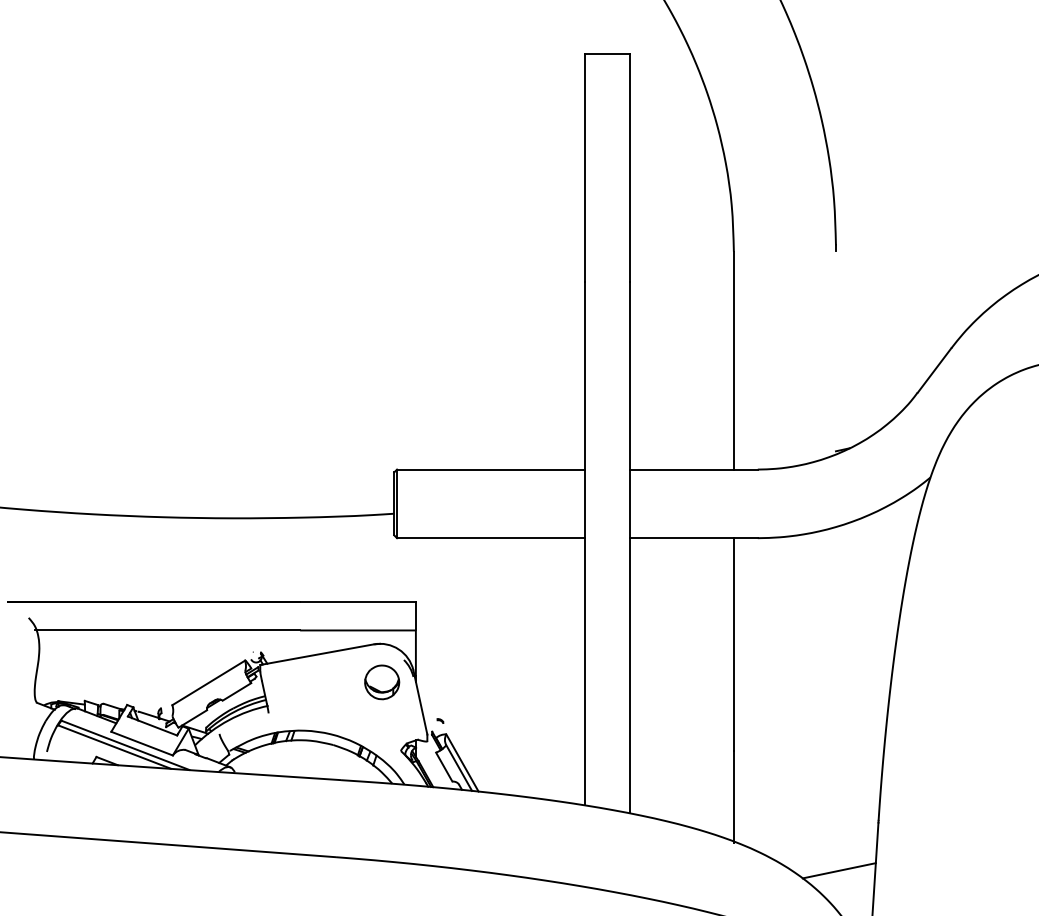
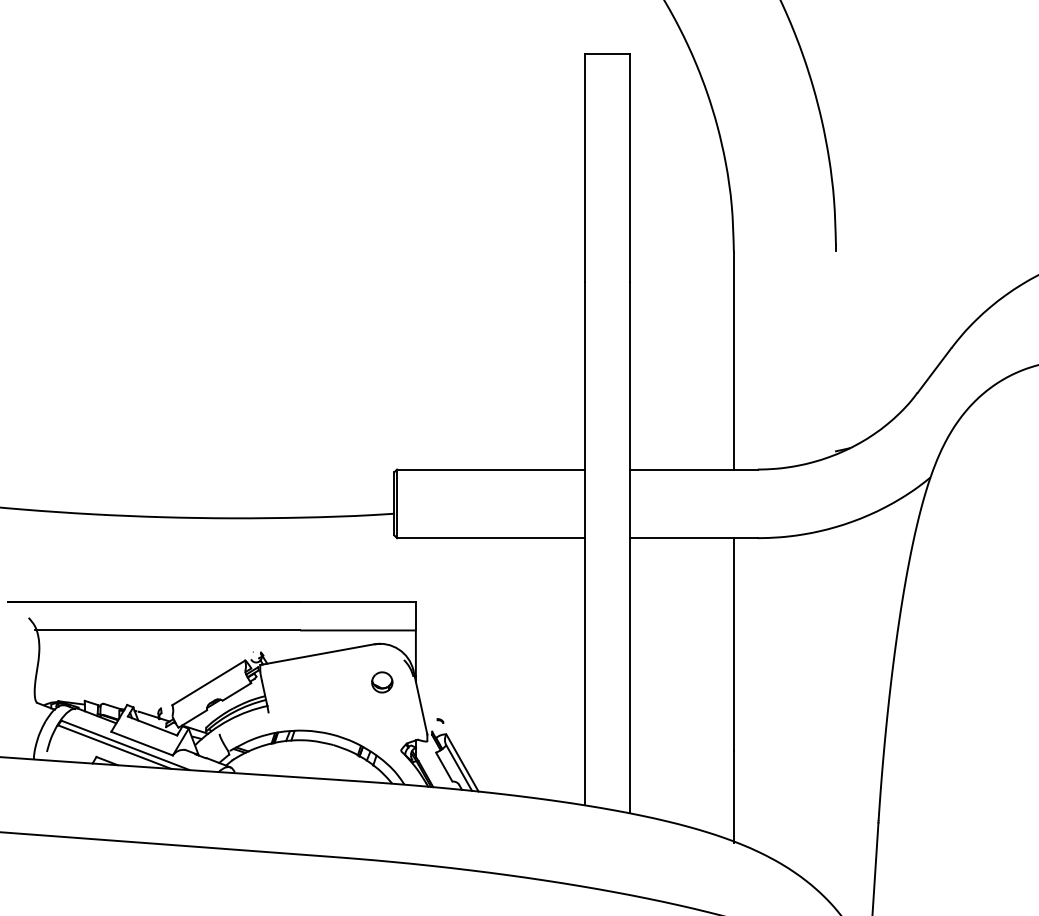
part size: 37x37 px -> 23x23 px (382, 682)
line: present -> none (838, 870)
